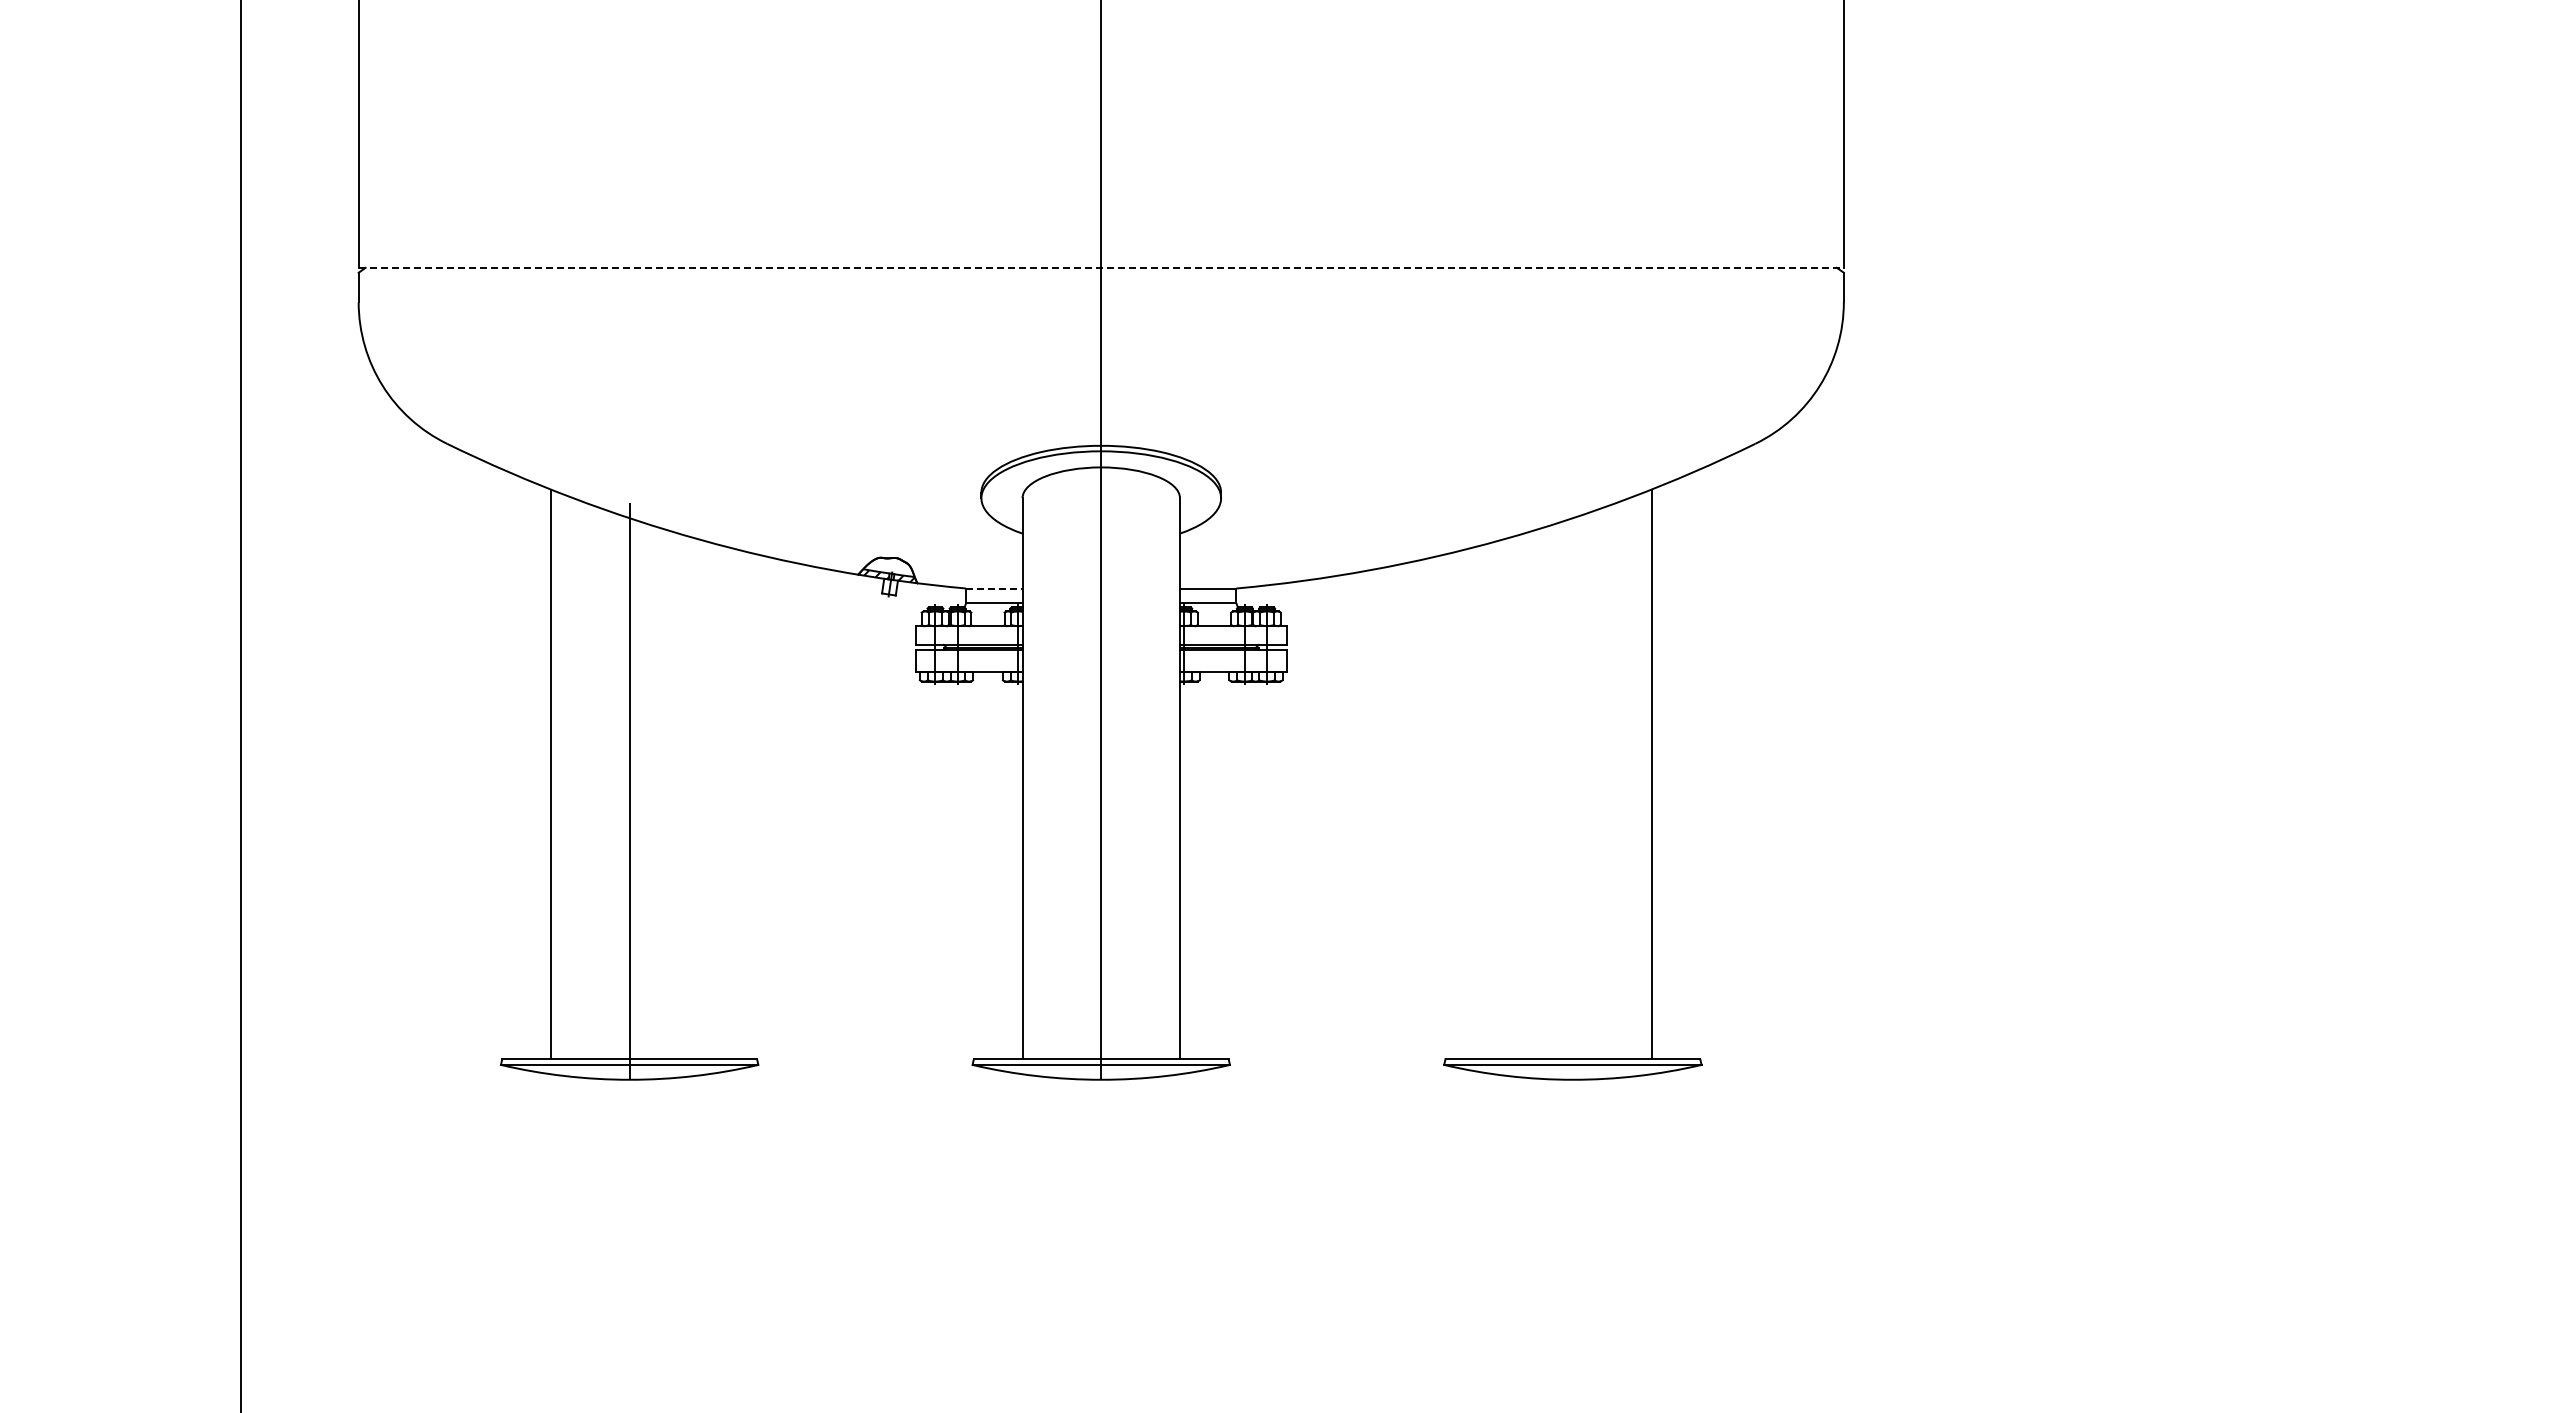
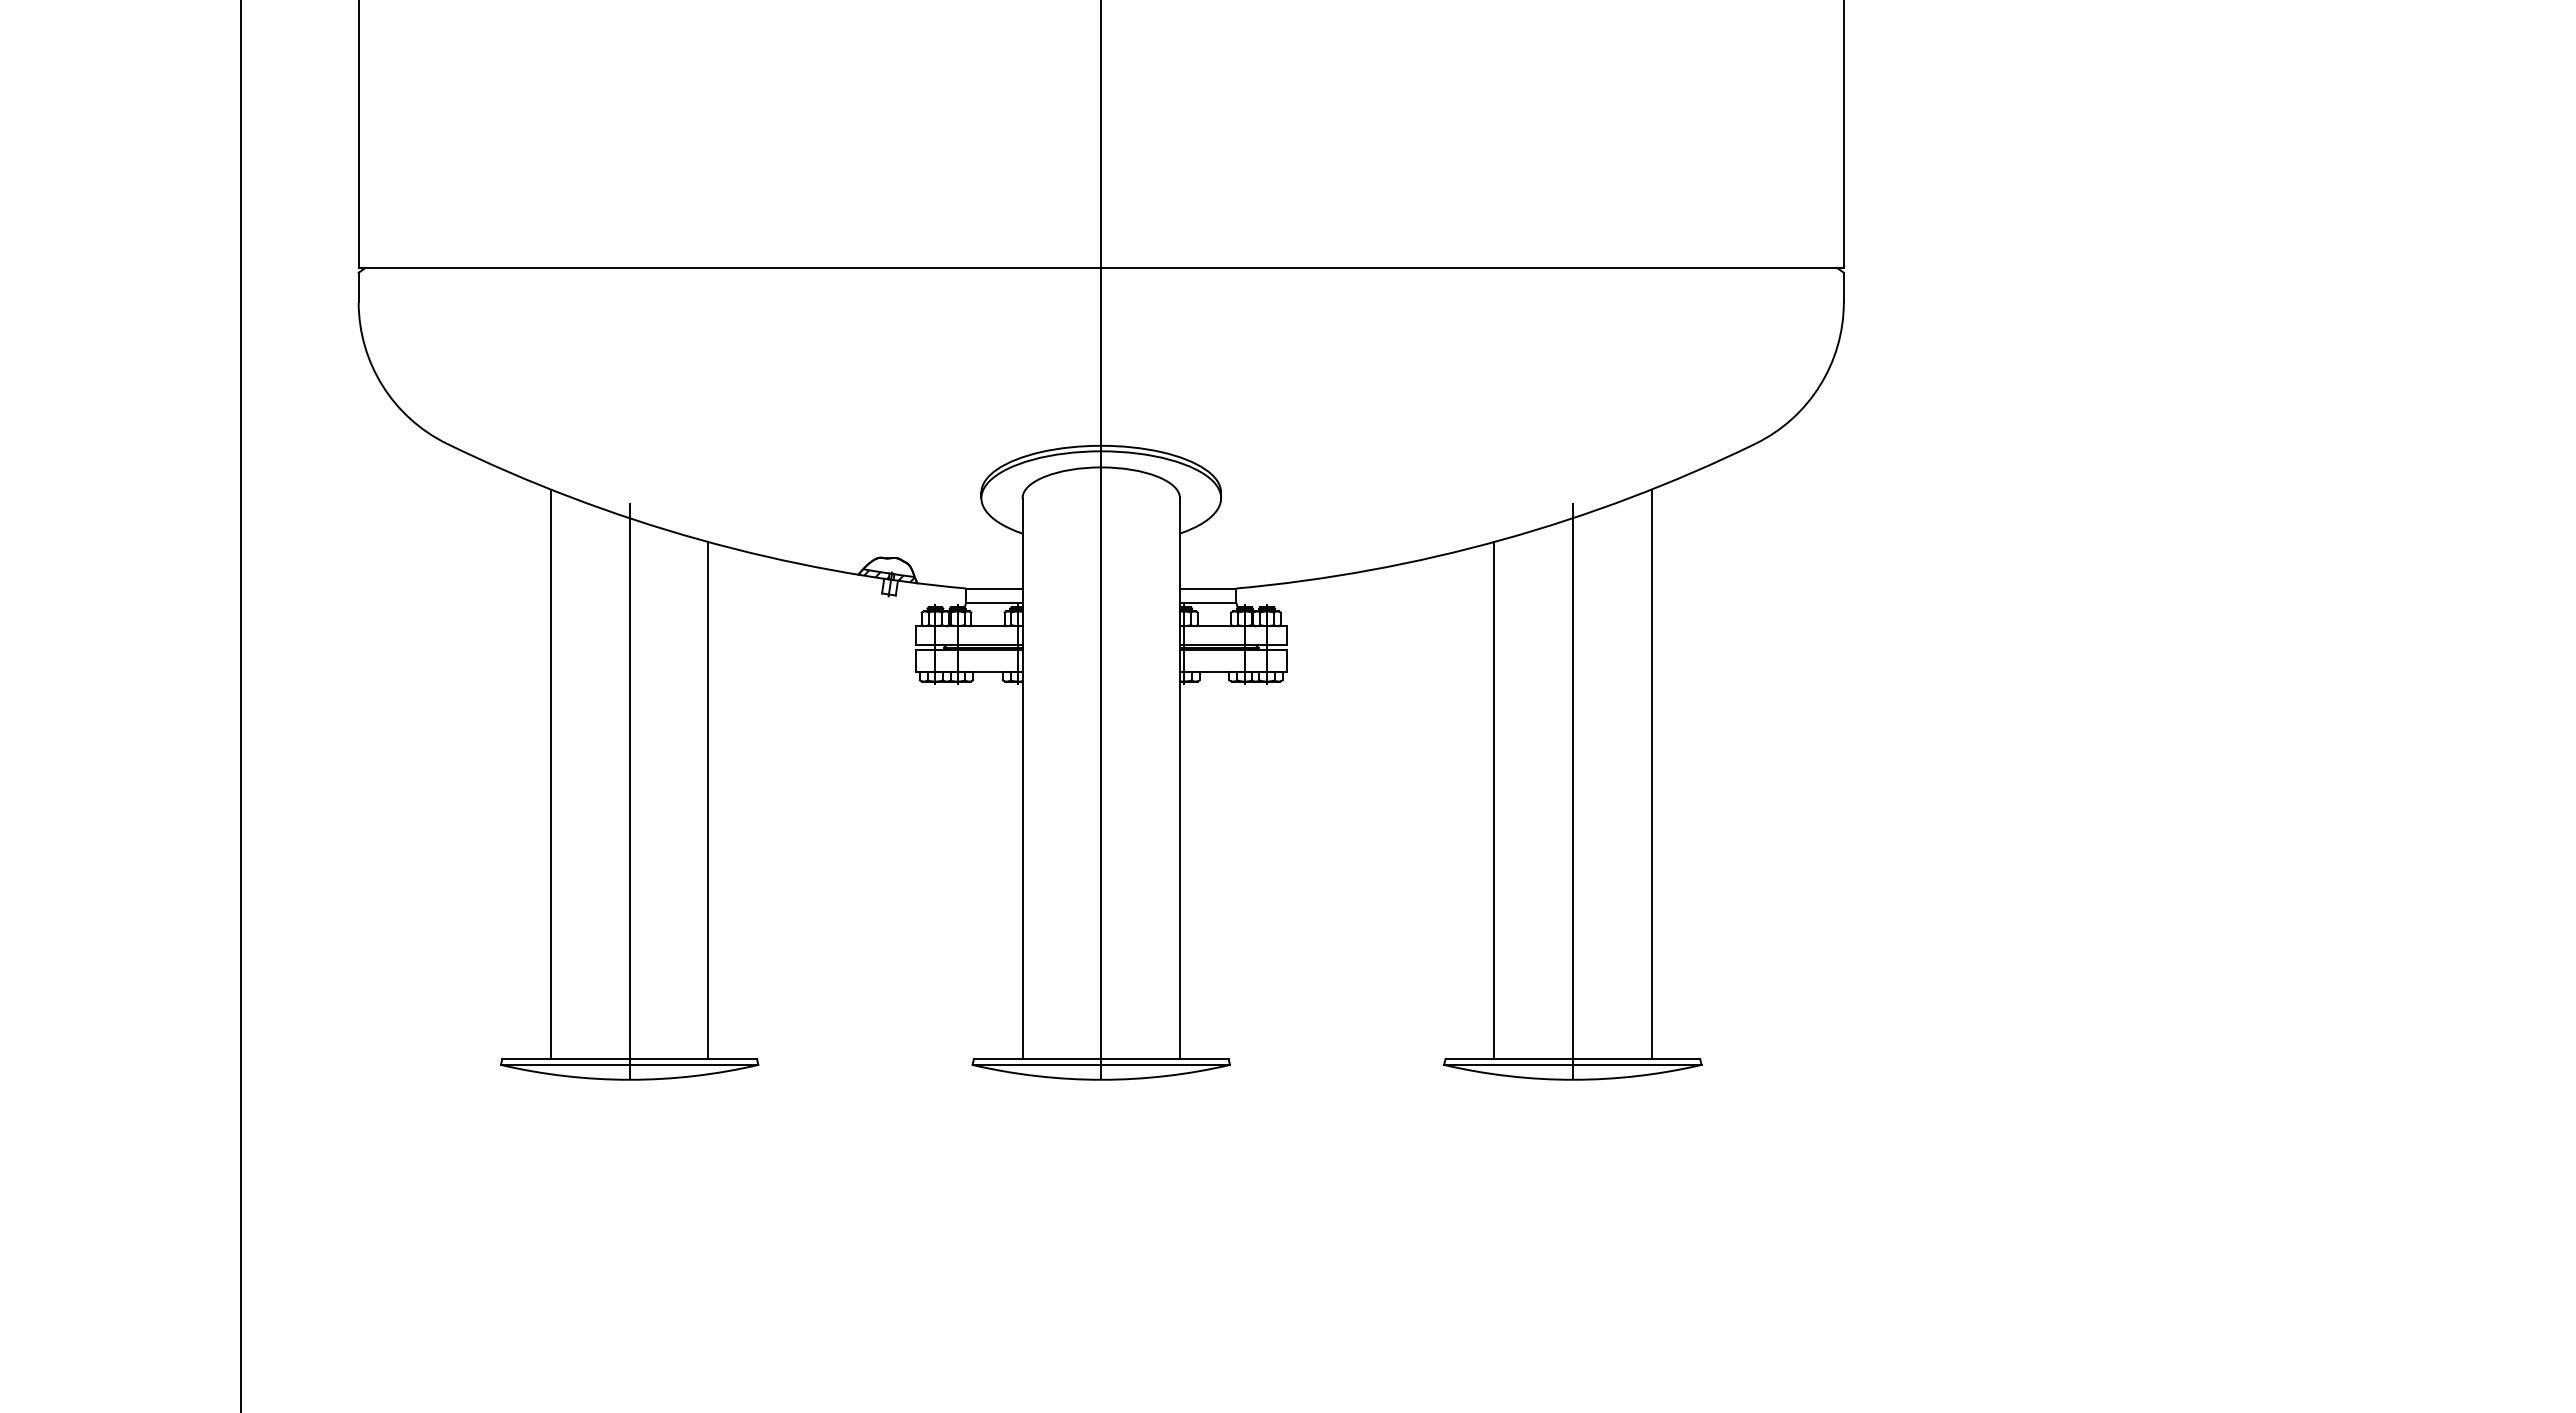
line: dashed -> solid (1101, 267)
line: dashed -> solid (994, 588)
line: none -> present (1572, 791)
line: none -> present (708, 800)
line: none -> present (1494, 800)
